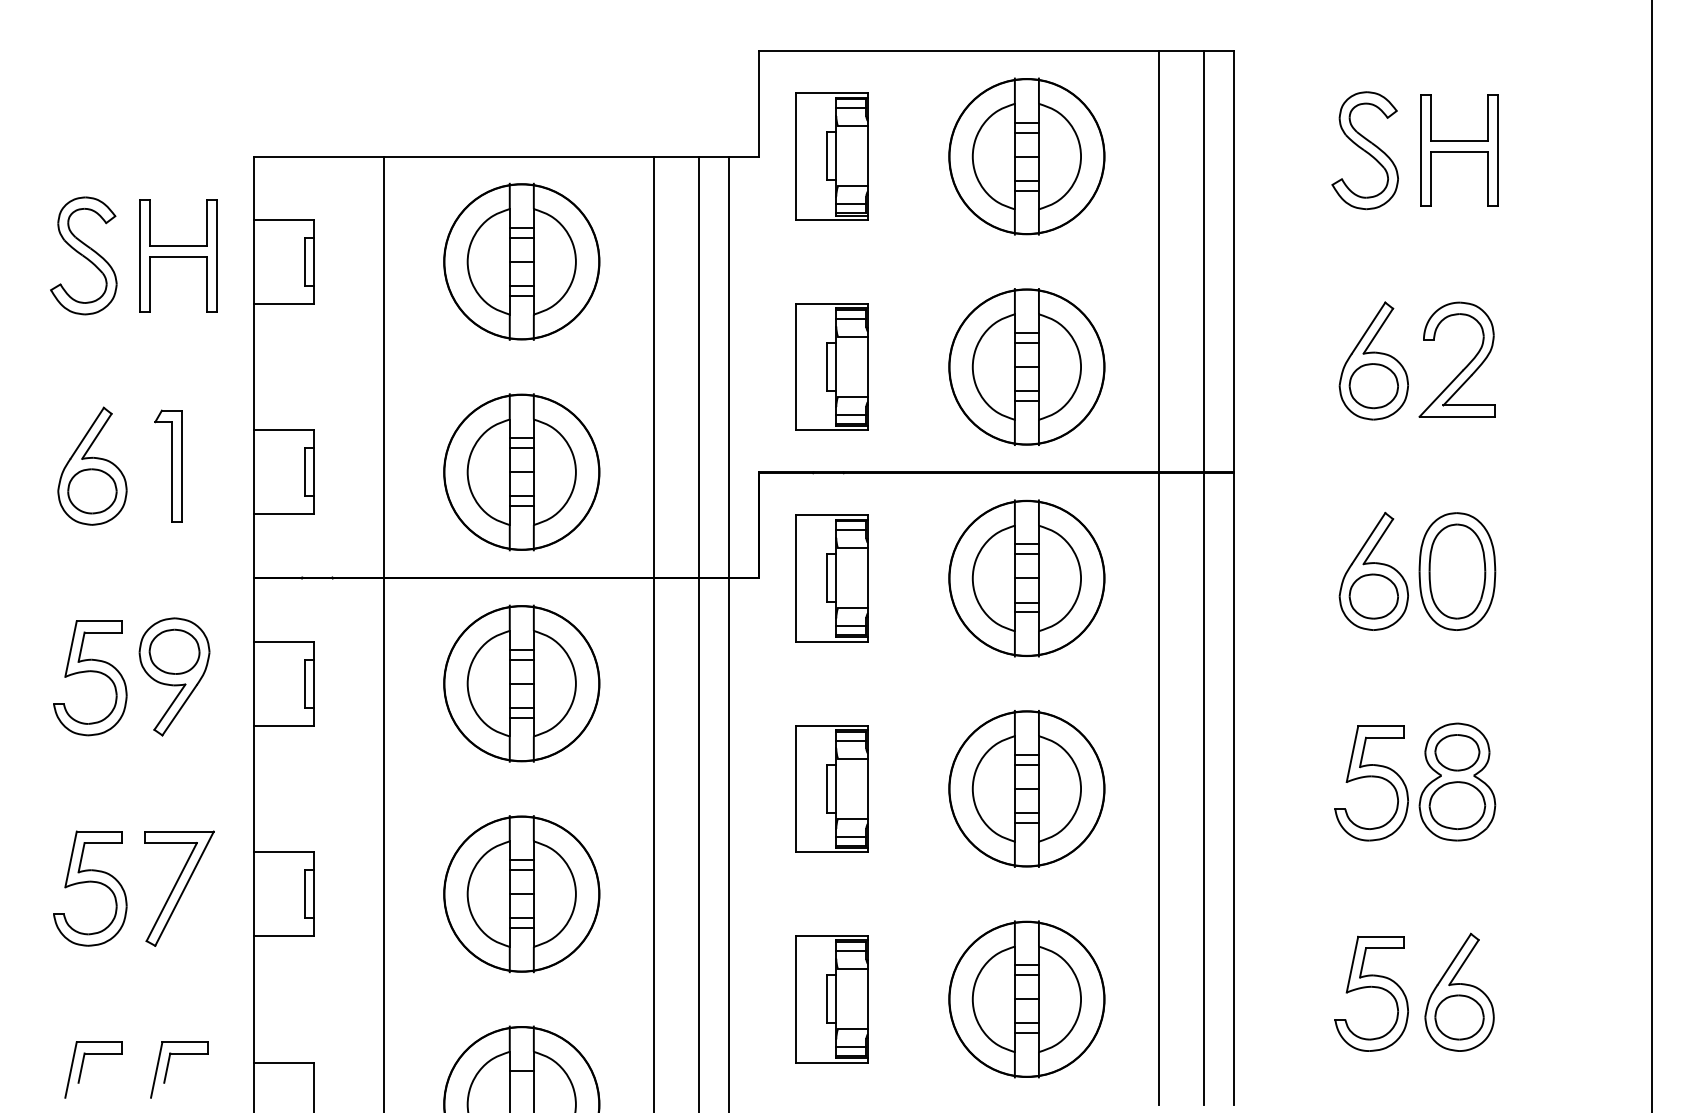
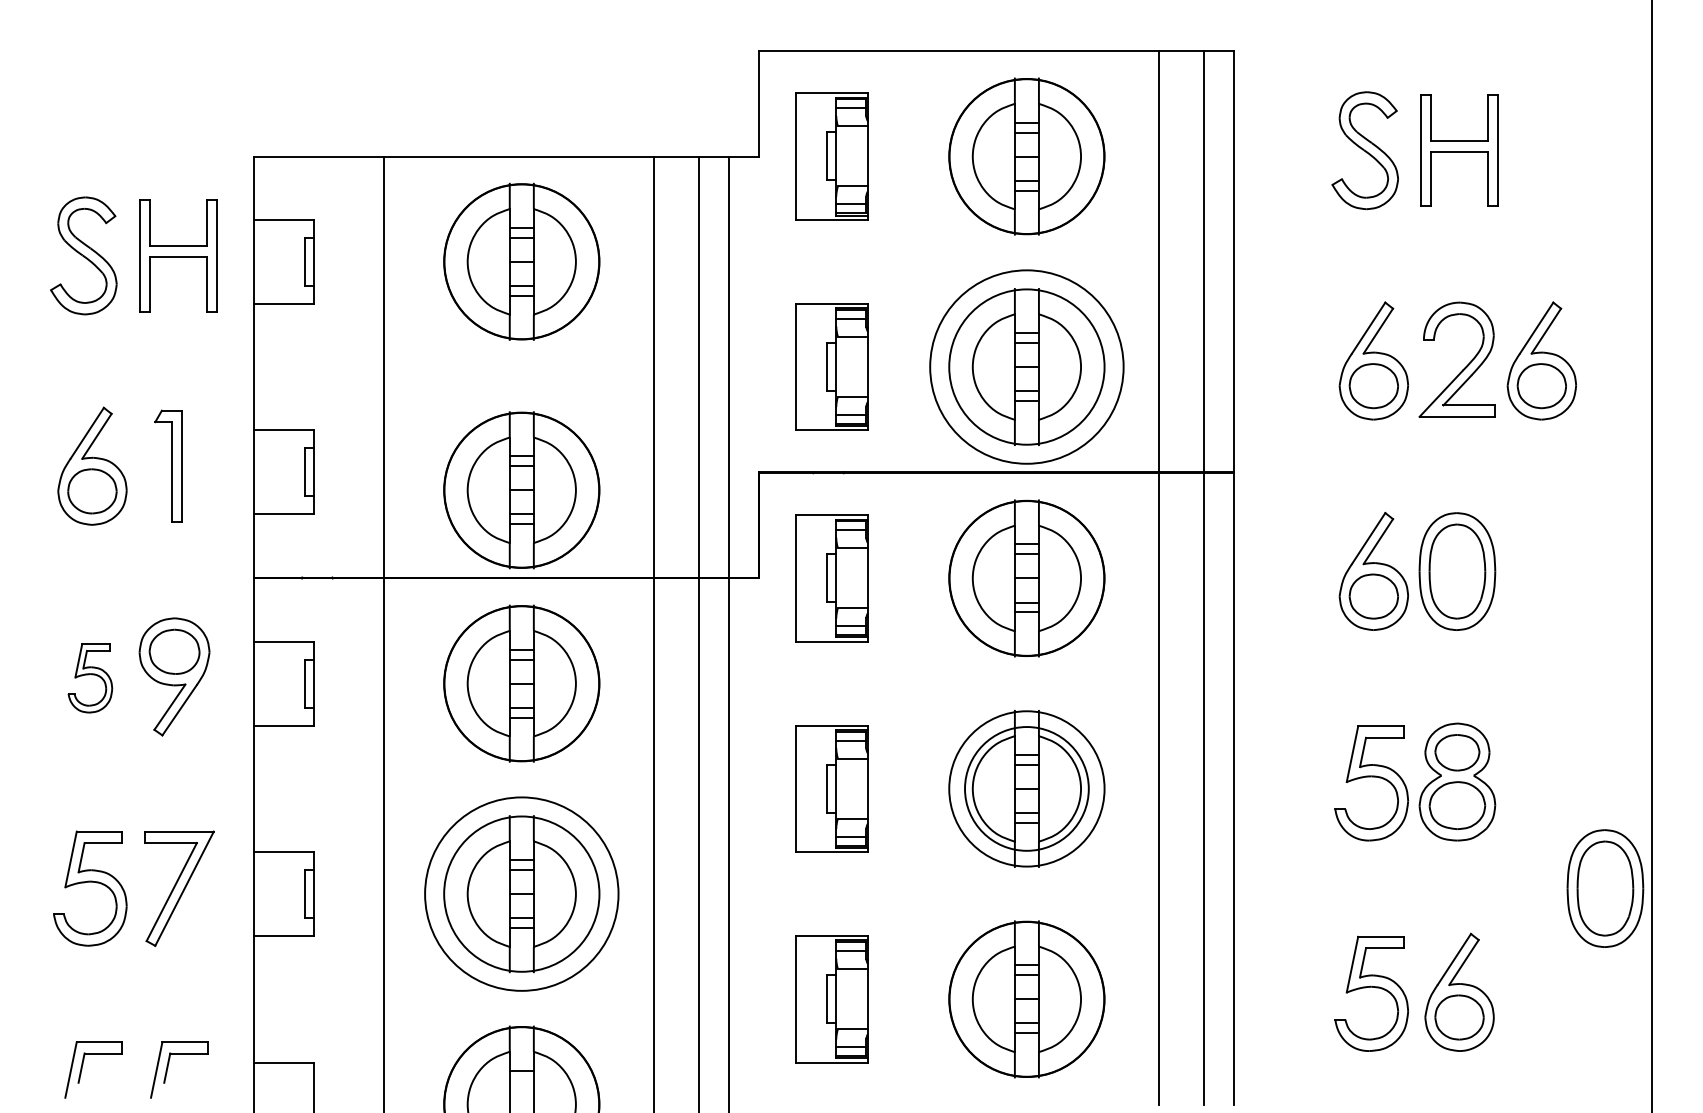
part: none -> present (1541, 360)
circle diameter: 155 px -> 193 px (1026, 366)
part position: (521, 472) -> (521, 490) (521, 490)
part size: 75x117 px -> 47x71 px (90, 678)
circle diameter: 155 px -> 124 px (1026, 788)
part: none -> present (1605, 888)
circle diameter: 155 px -> 193 px (521, 893)
